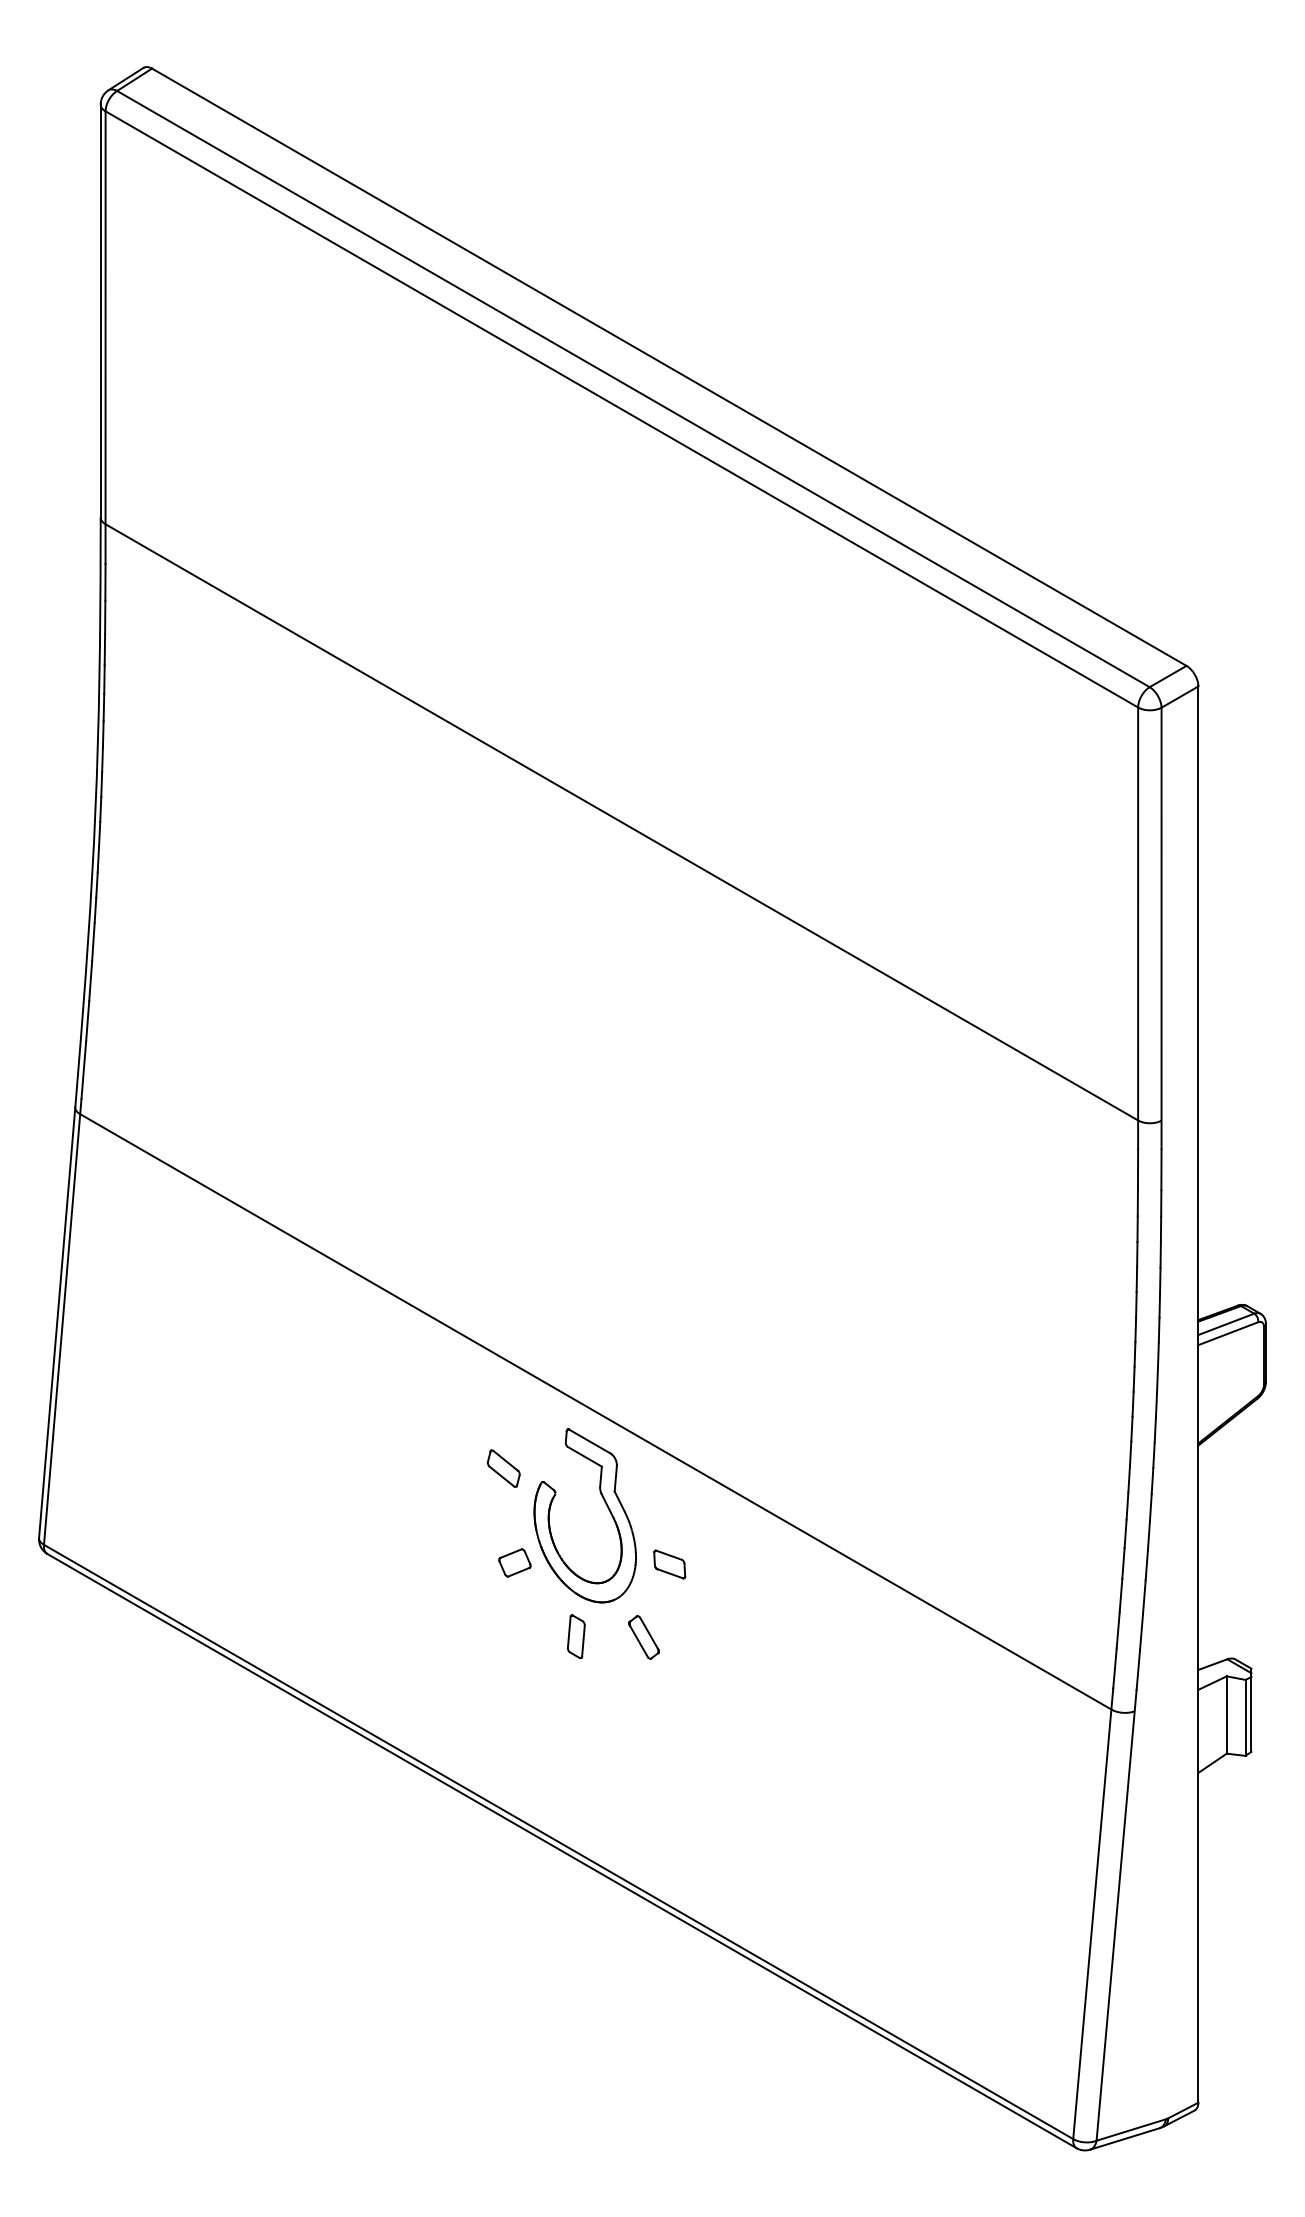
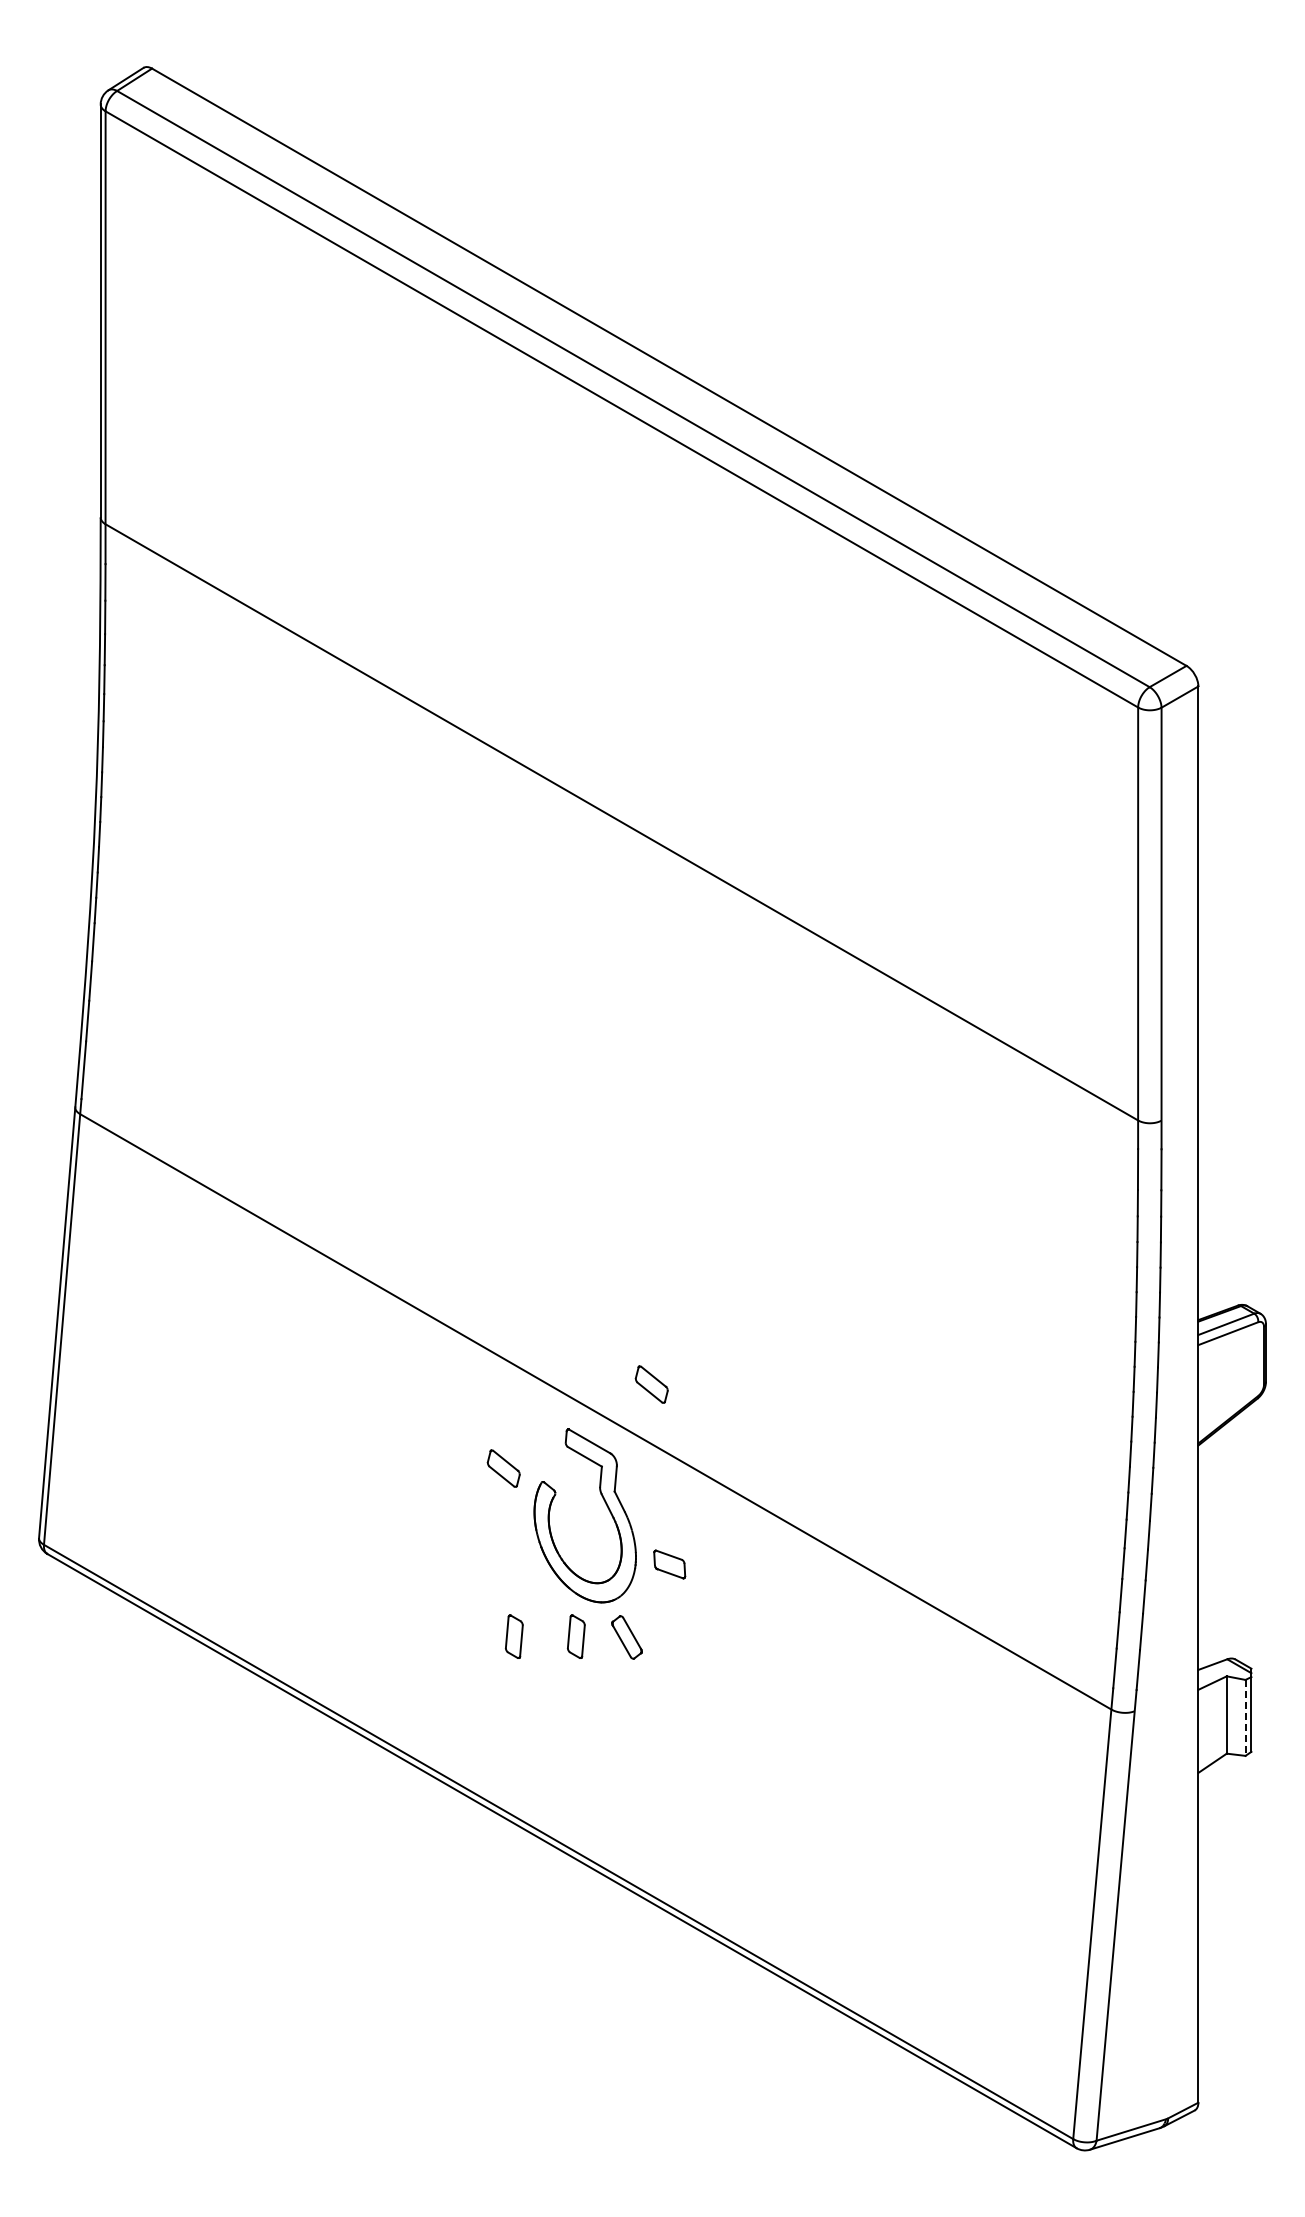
part: none -> present (651, 1384)
part: present -> none (514, 1562)
part: none -> present (514, 1636)
part position: (643, 1637) -> (626, 1637) (626, 1637)
line: solid -> dashed (1245, 1717)
